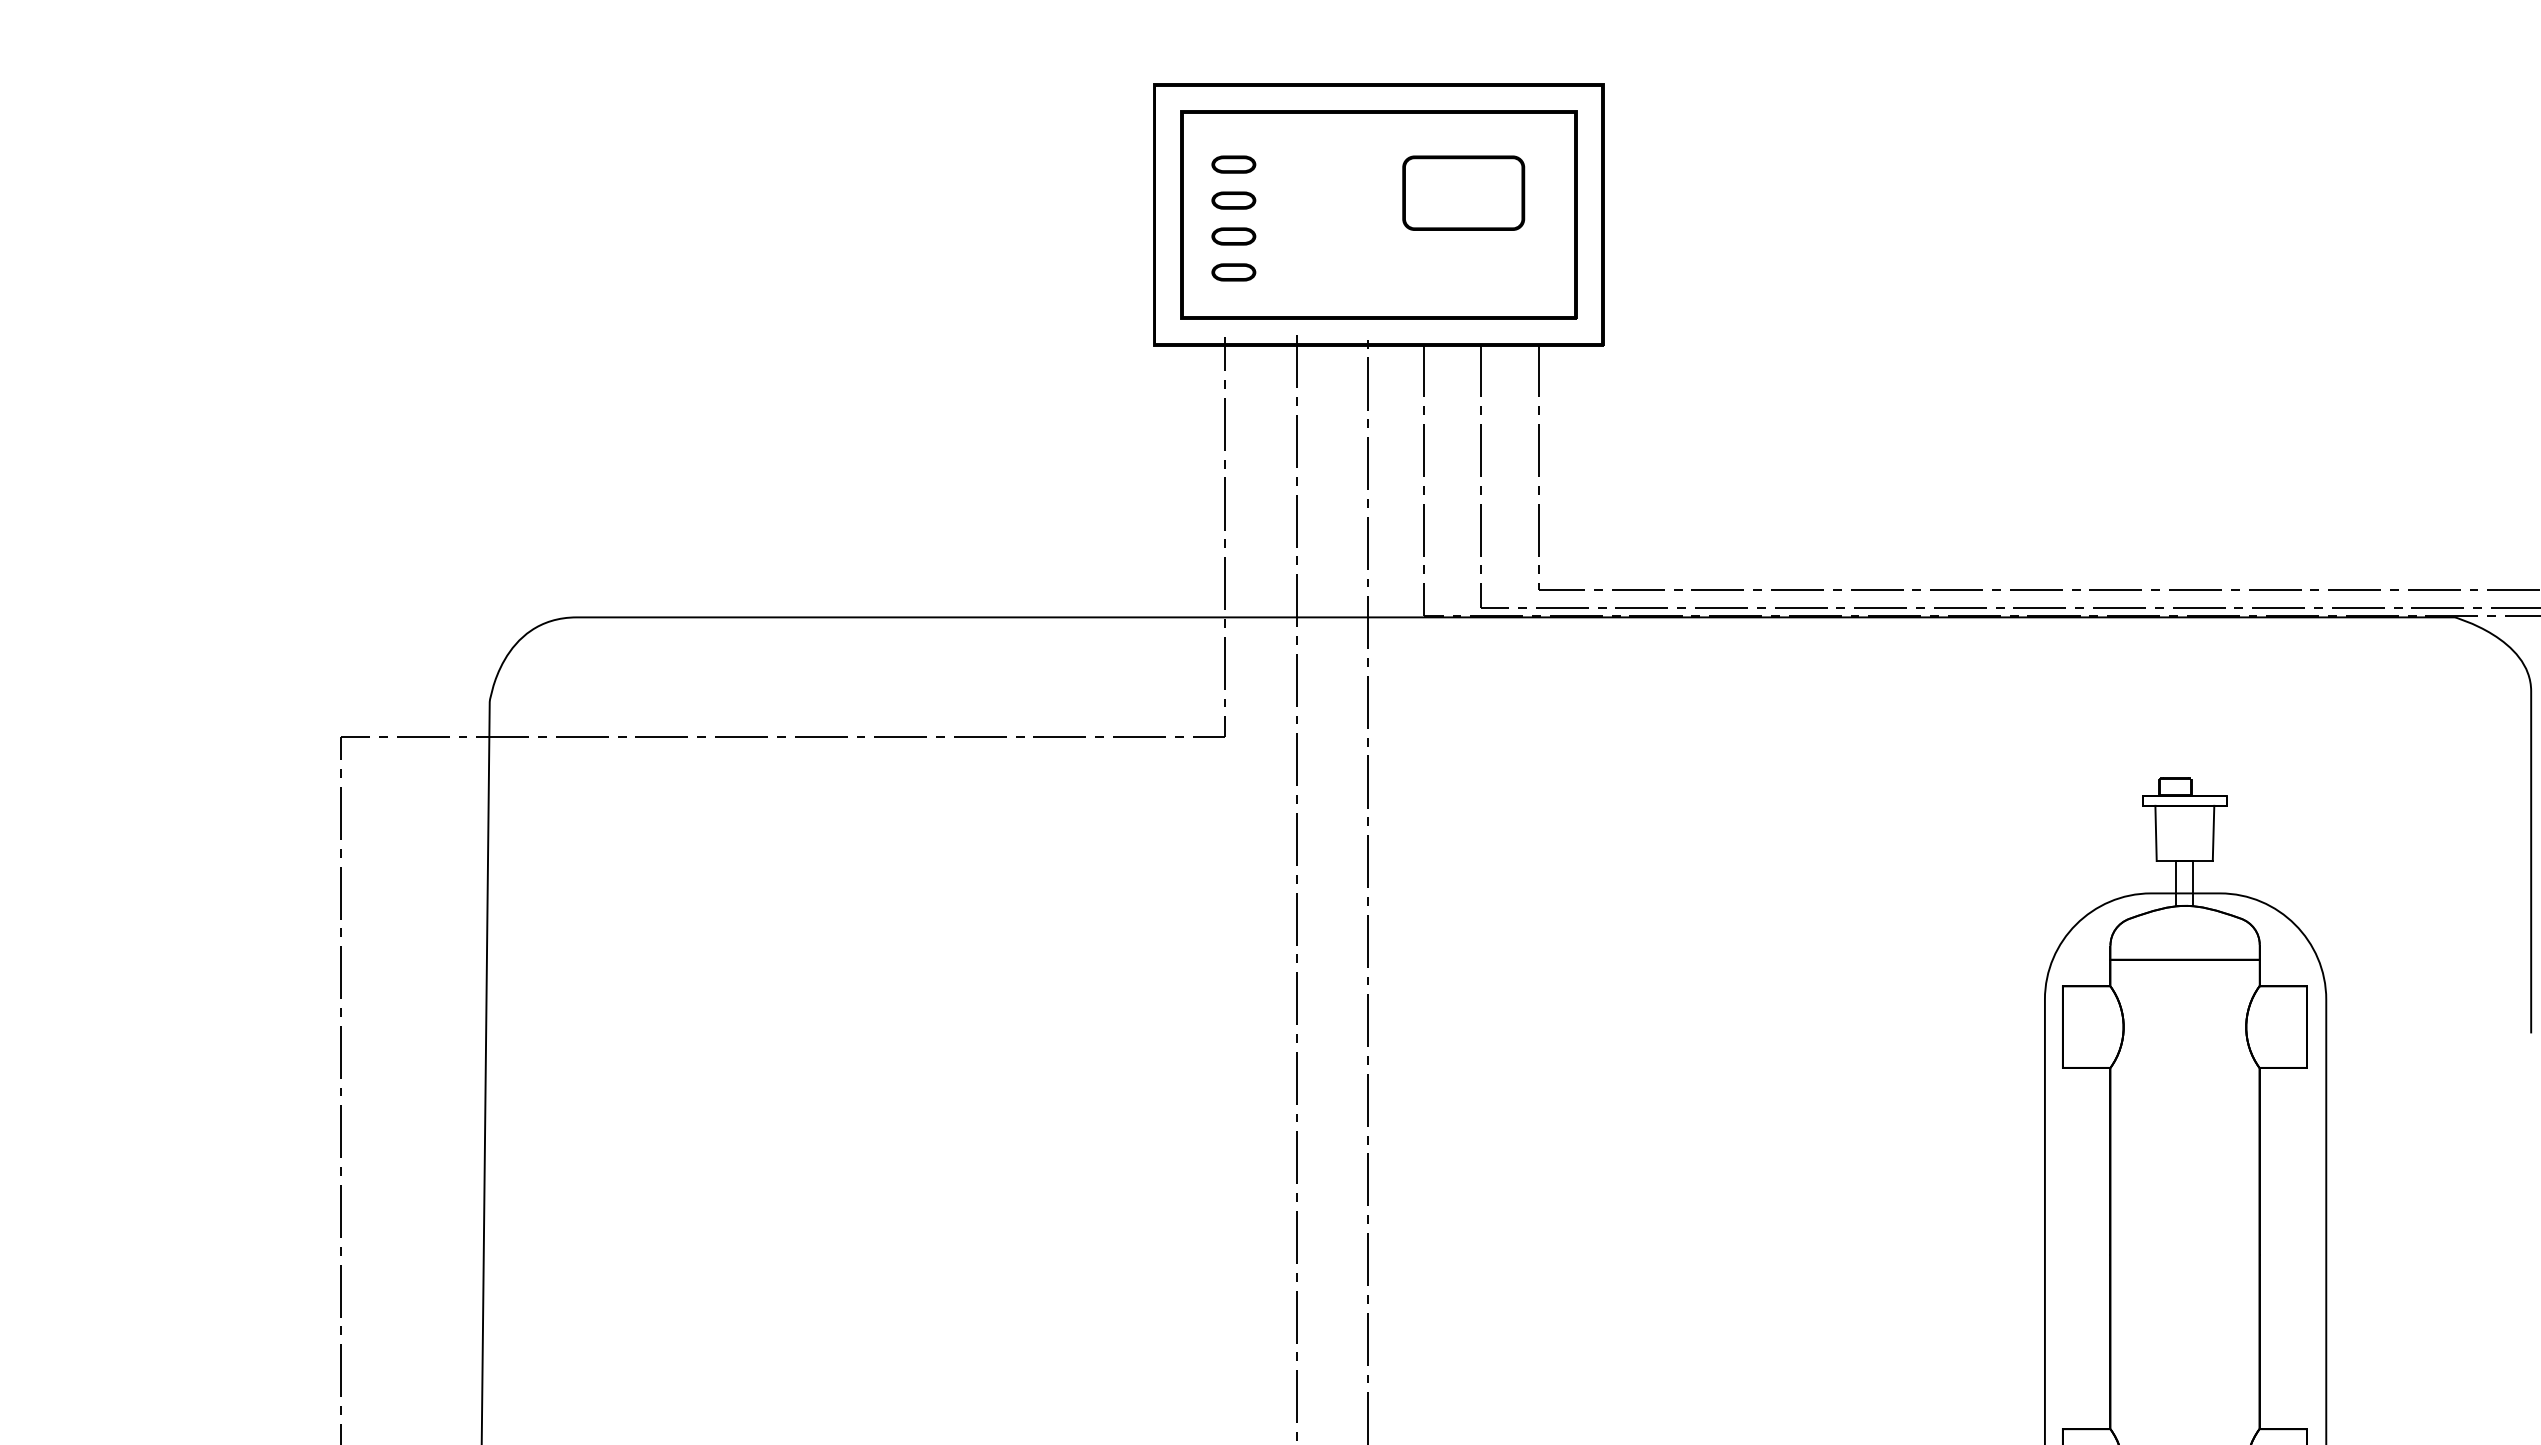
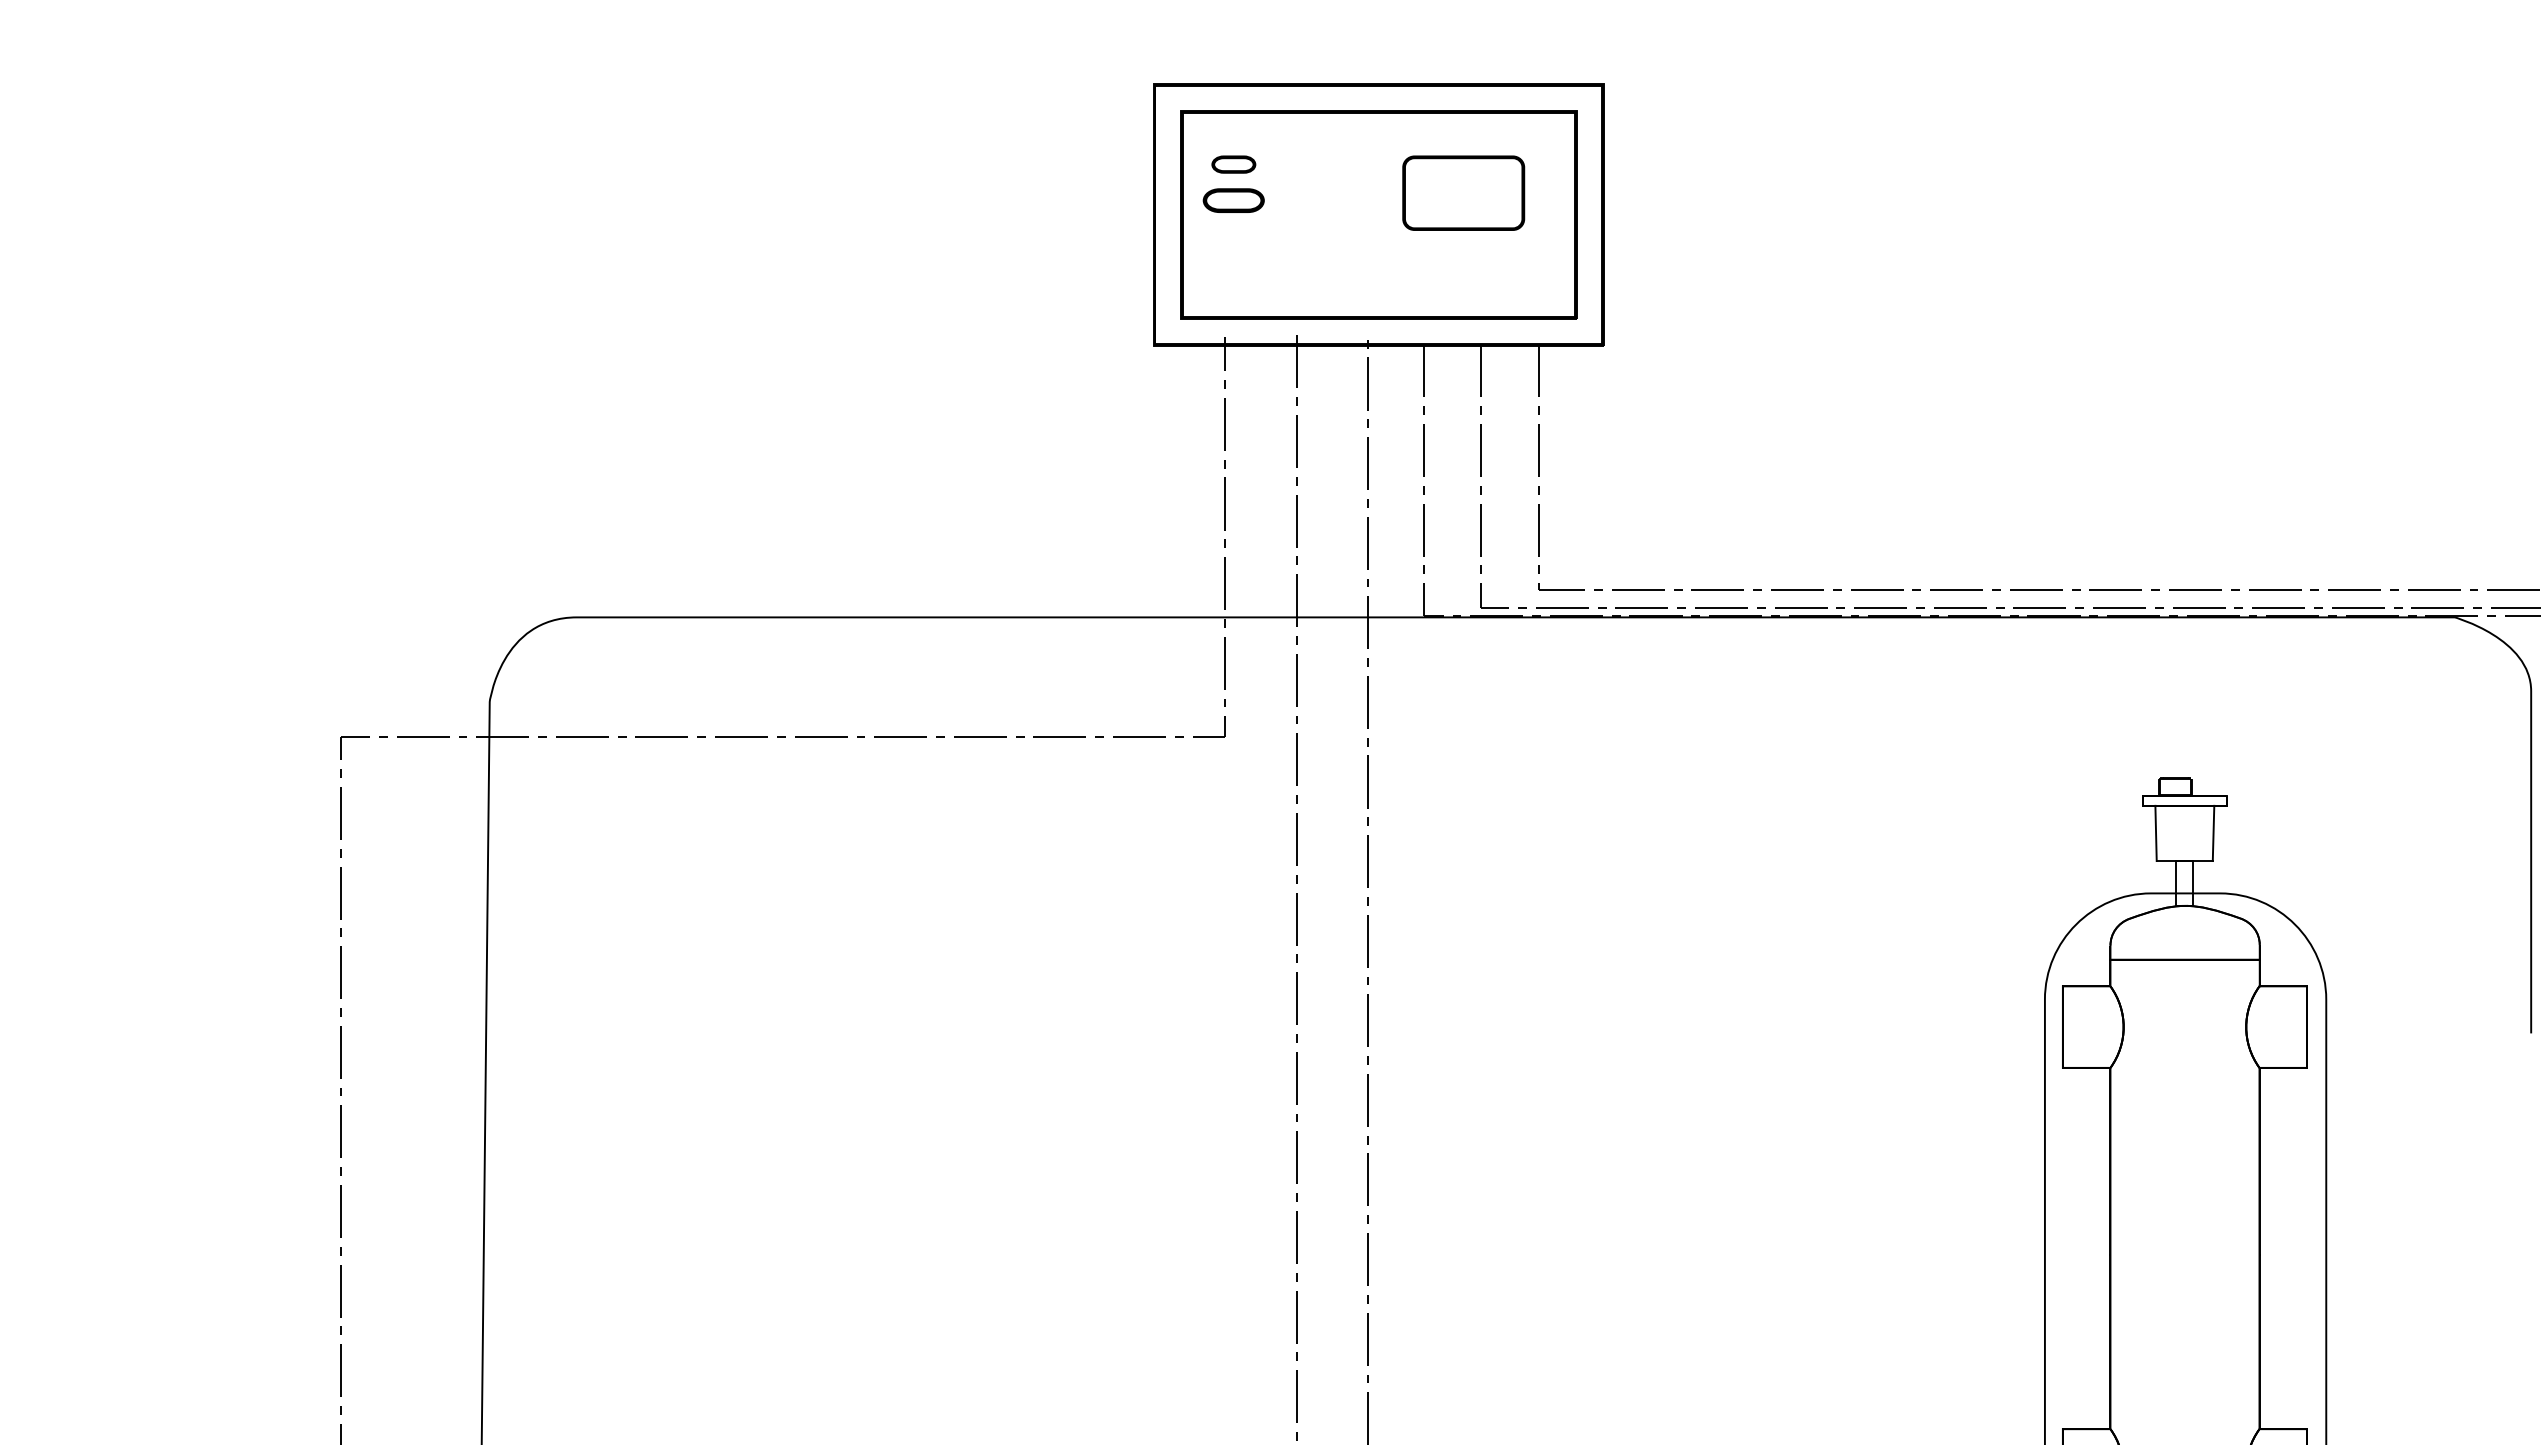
part size: 46x19 px -> 63x25 px (1233, 200)
part: present -> none (1233, 236)
part: present -> none (1233, 272)
